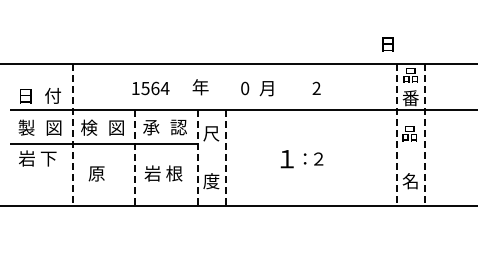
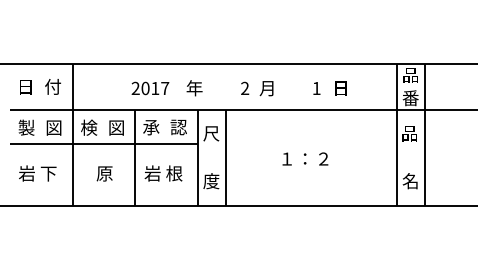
text position: (387, 44) -> (340, 88) (340, 88)
text position: (200, 87) -> (194, 88) (194, 88)
text: 2 -> 1 (316, 87)
text: 1564 -> 2017 (150, 88)
text: 0 -> 2 (245, 88)
part position: (40, 95) -> (40, 86) (40, 86)
line: dashed -> solid (72, 135)
line: dashed -> solid (396, 135)
line: dashed -> solid (425, 135)
text position: (37, 158) -> (37, 173) (37, 173)
line: dashed -> solid (135, 158)
line: dashed -> solid (198, 158)
line: dashed -> solid (226, 158)
text position: (318, 158) -> (323, 158) (323, 158)
part size: 14x19 px -> 10x14 px (286, 158)
text position: (96, 173) -> (104, 173) (104, 173)
